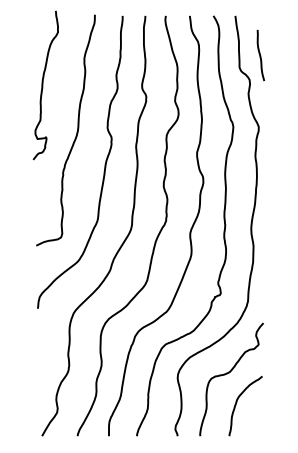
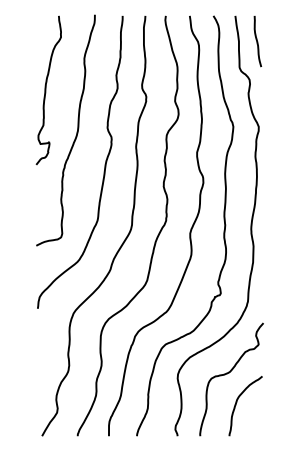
curve position: (260, 55) -> (257, 41) (257, 41)
curve position: (43, 85) -> (46, 90) (46, 90)
